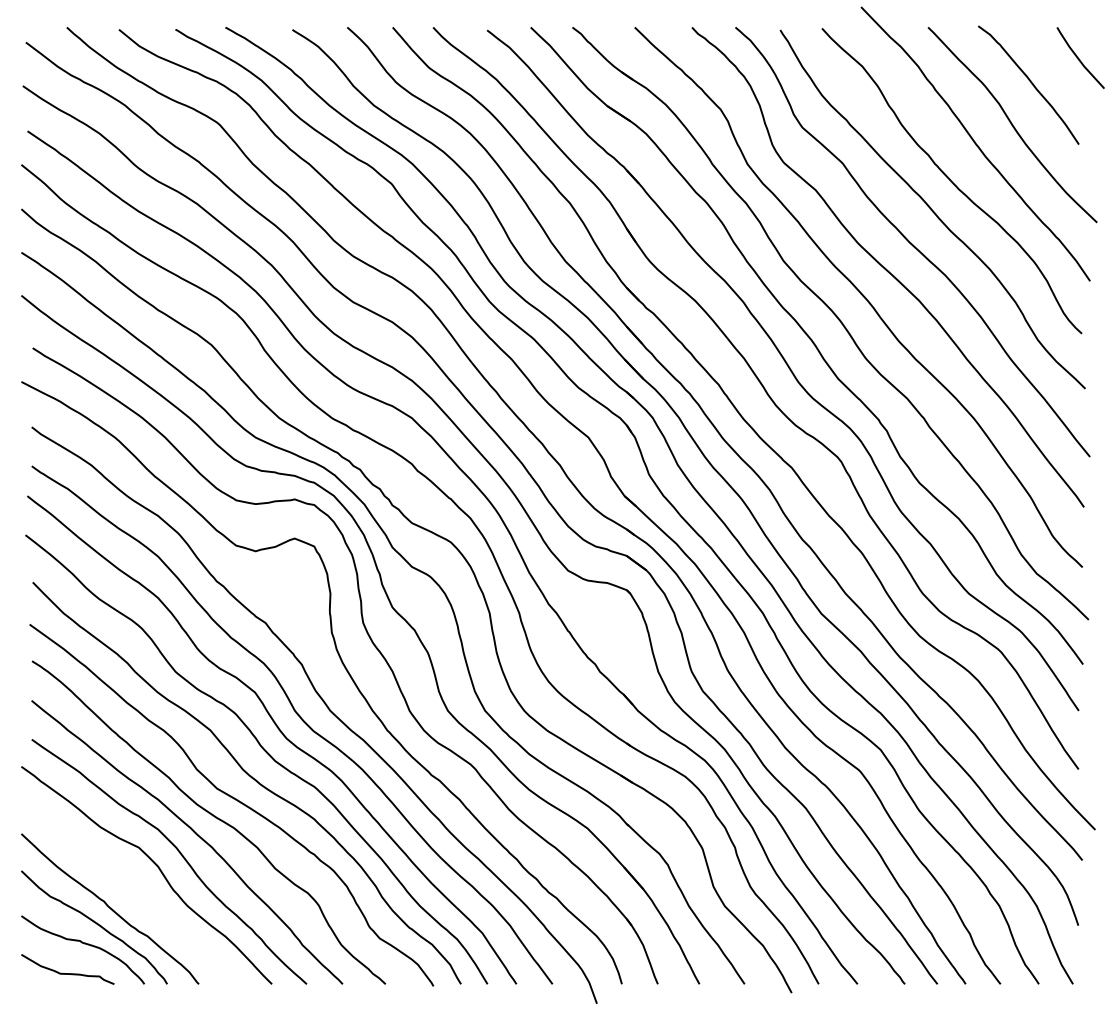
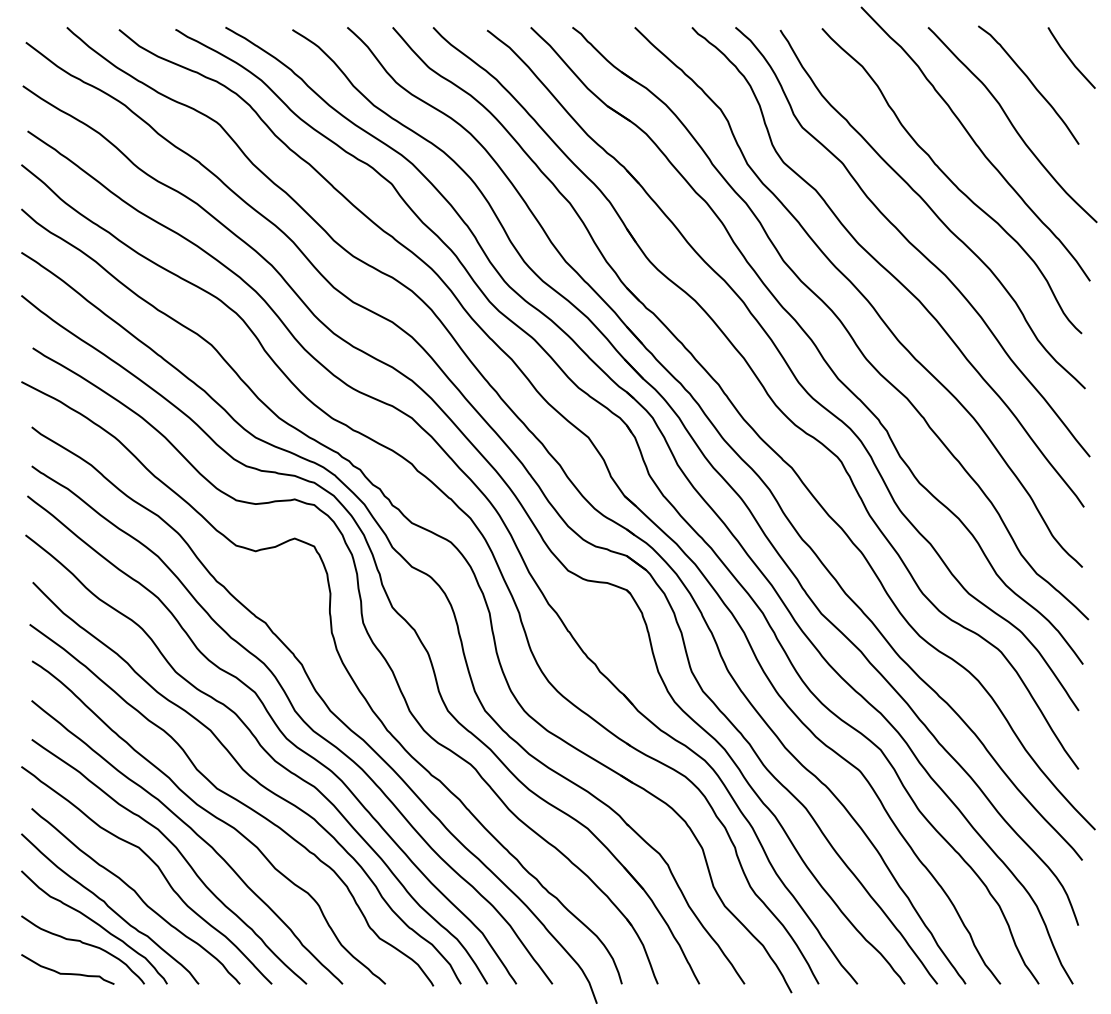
line position: (1079, 58) -> (1070, 58) (1070, 58)
curve: none -> present (137, 896)
